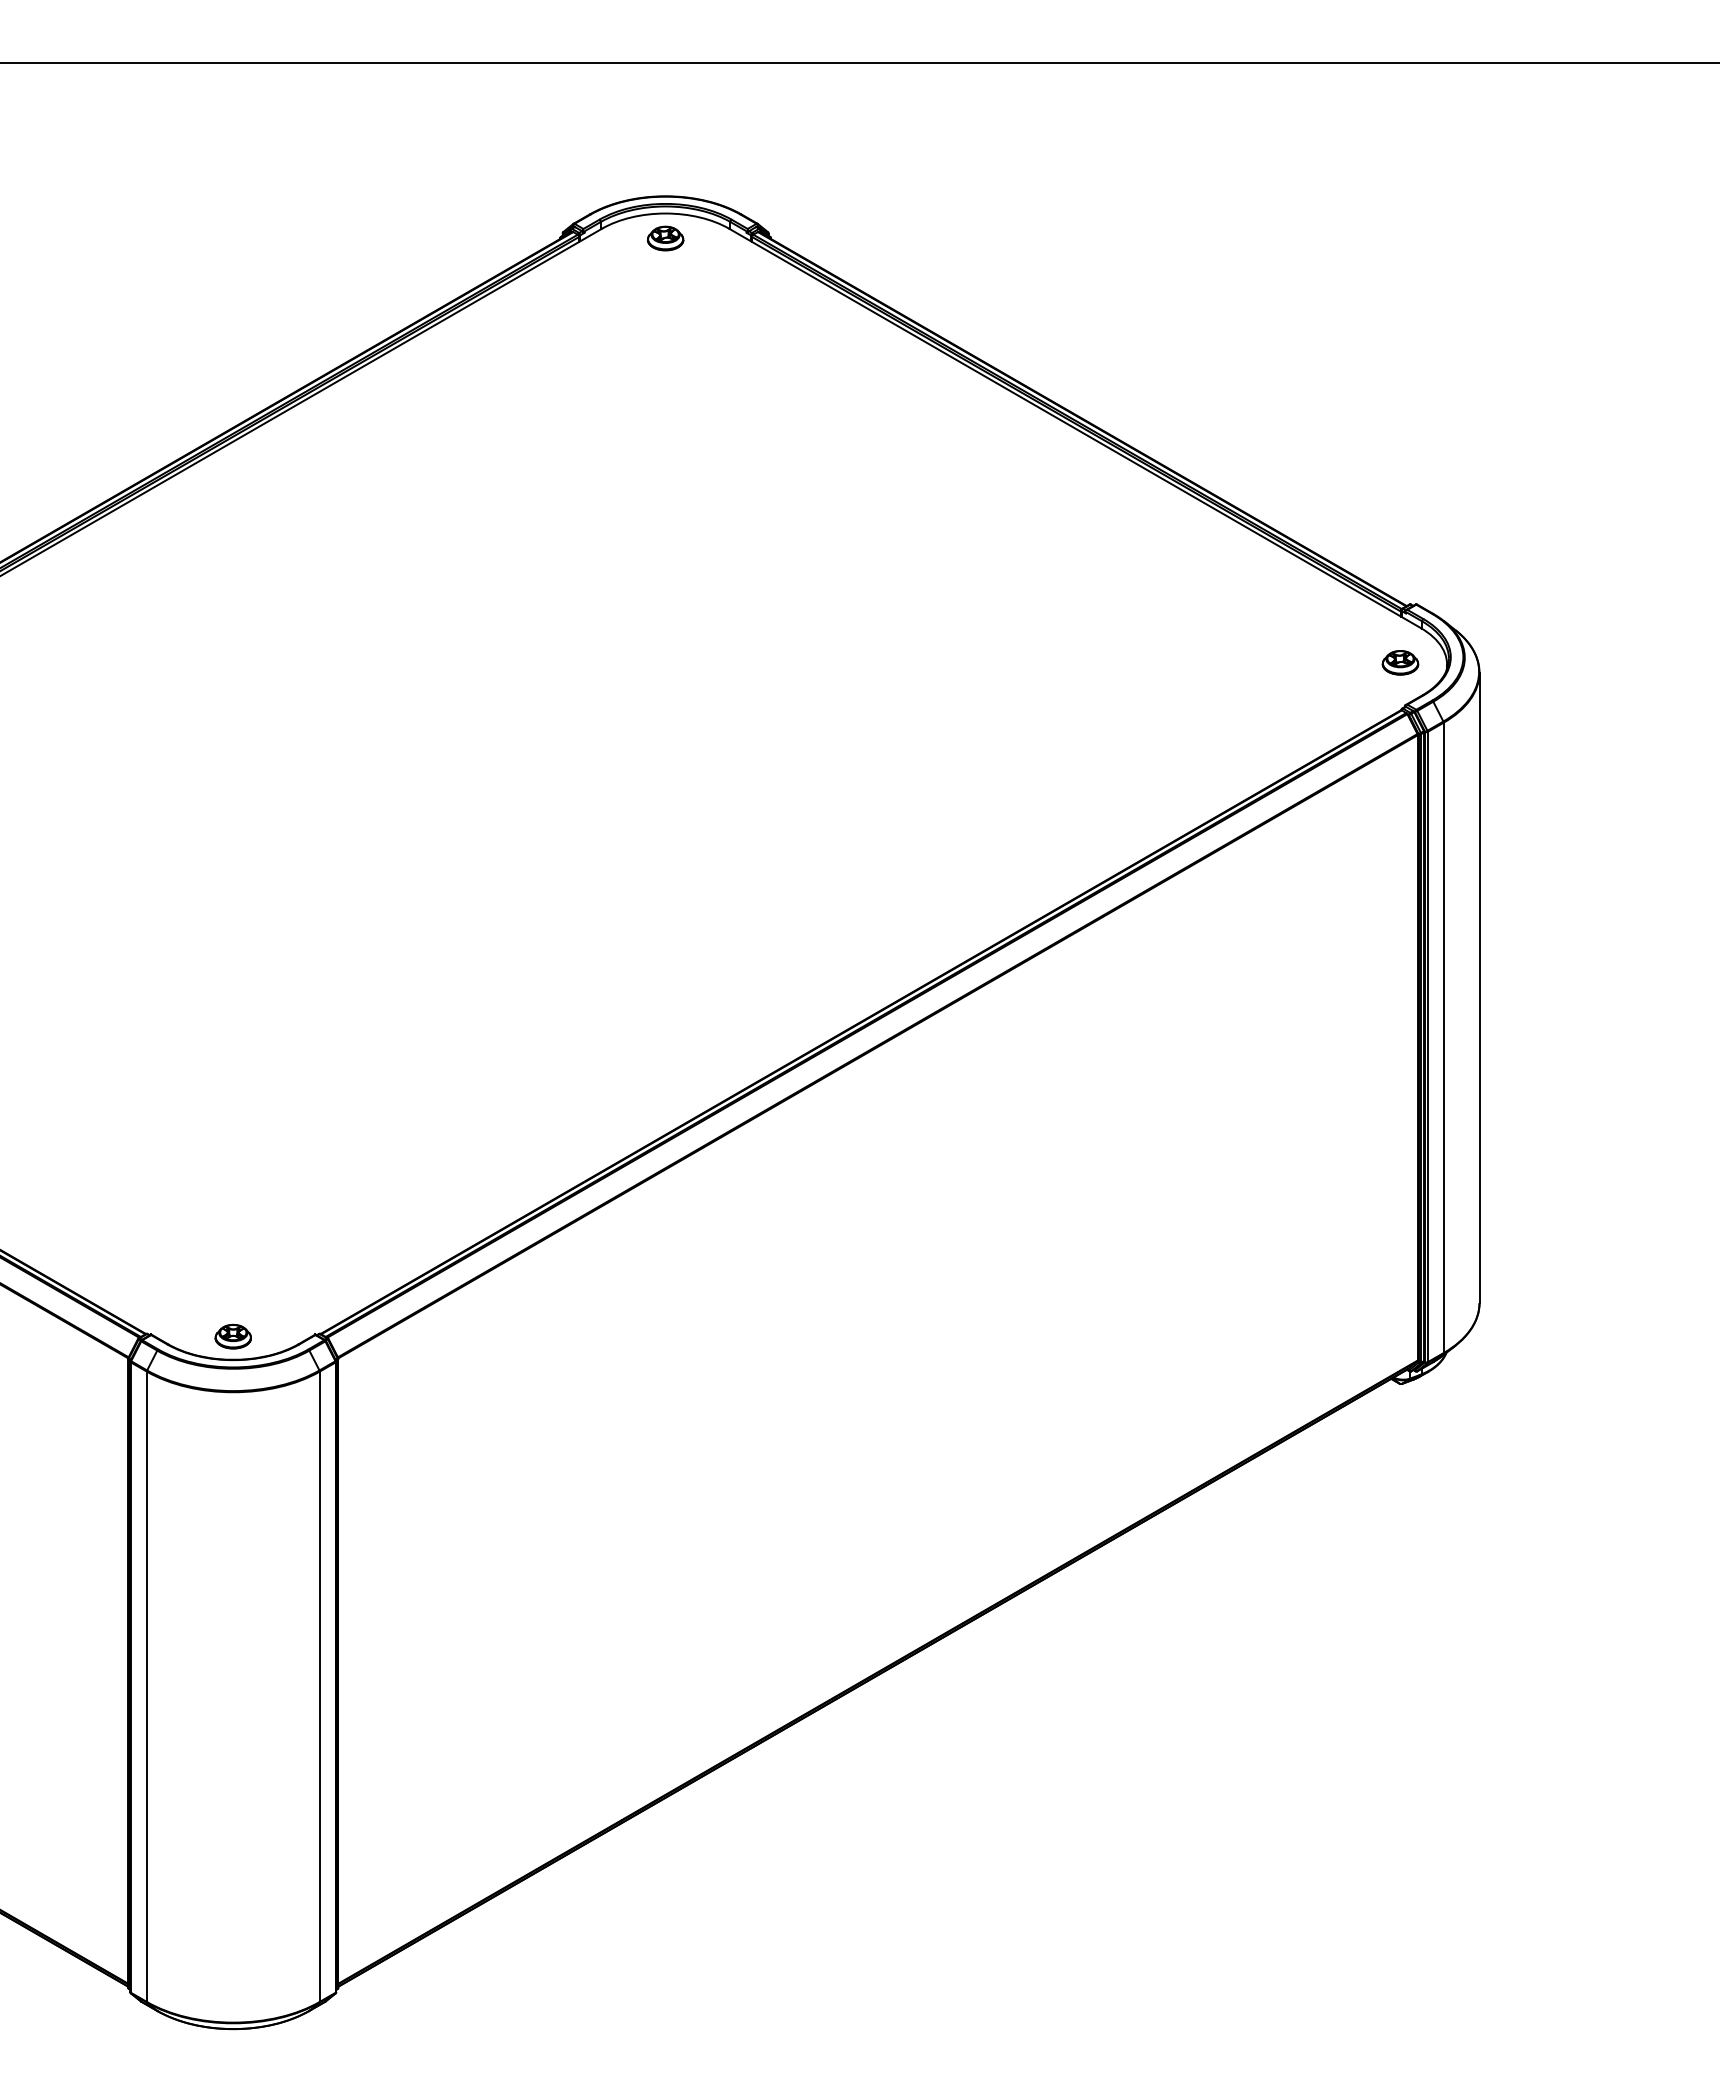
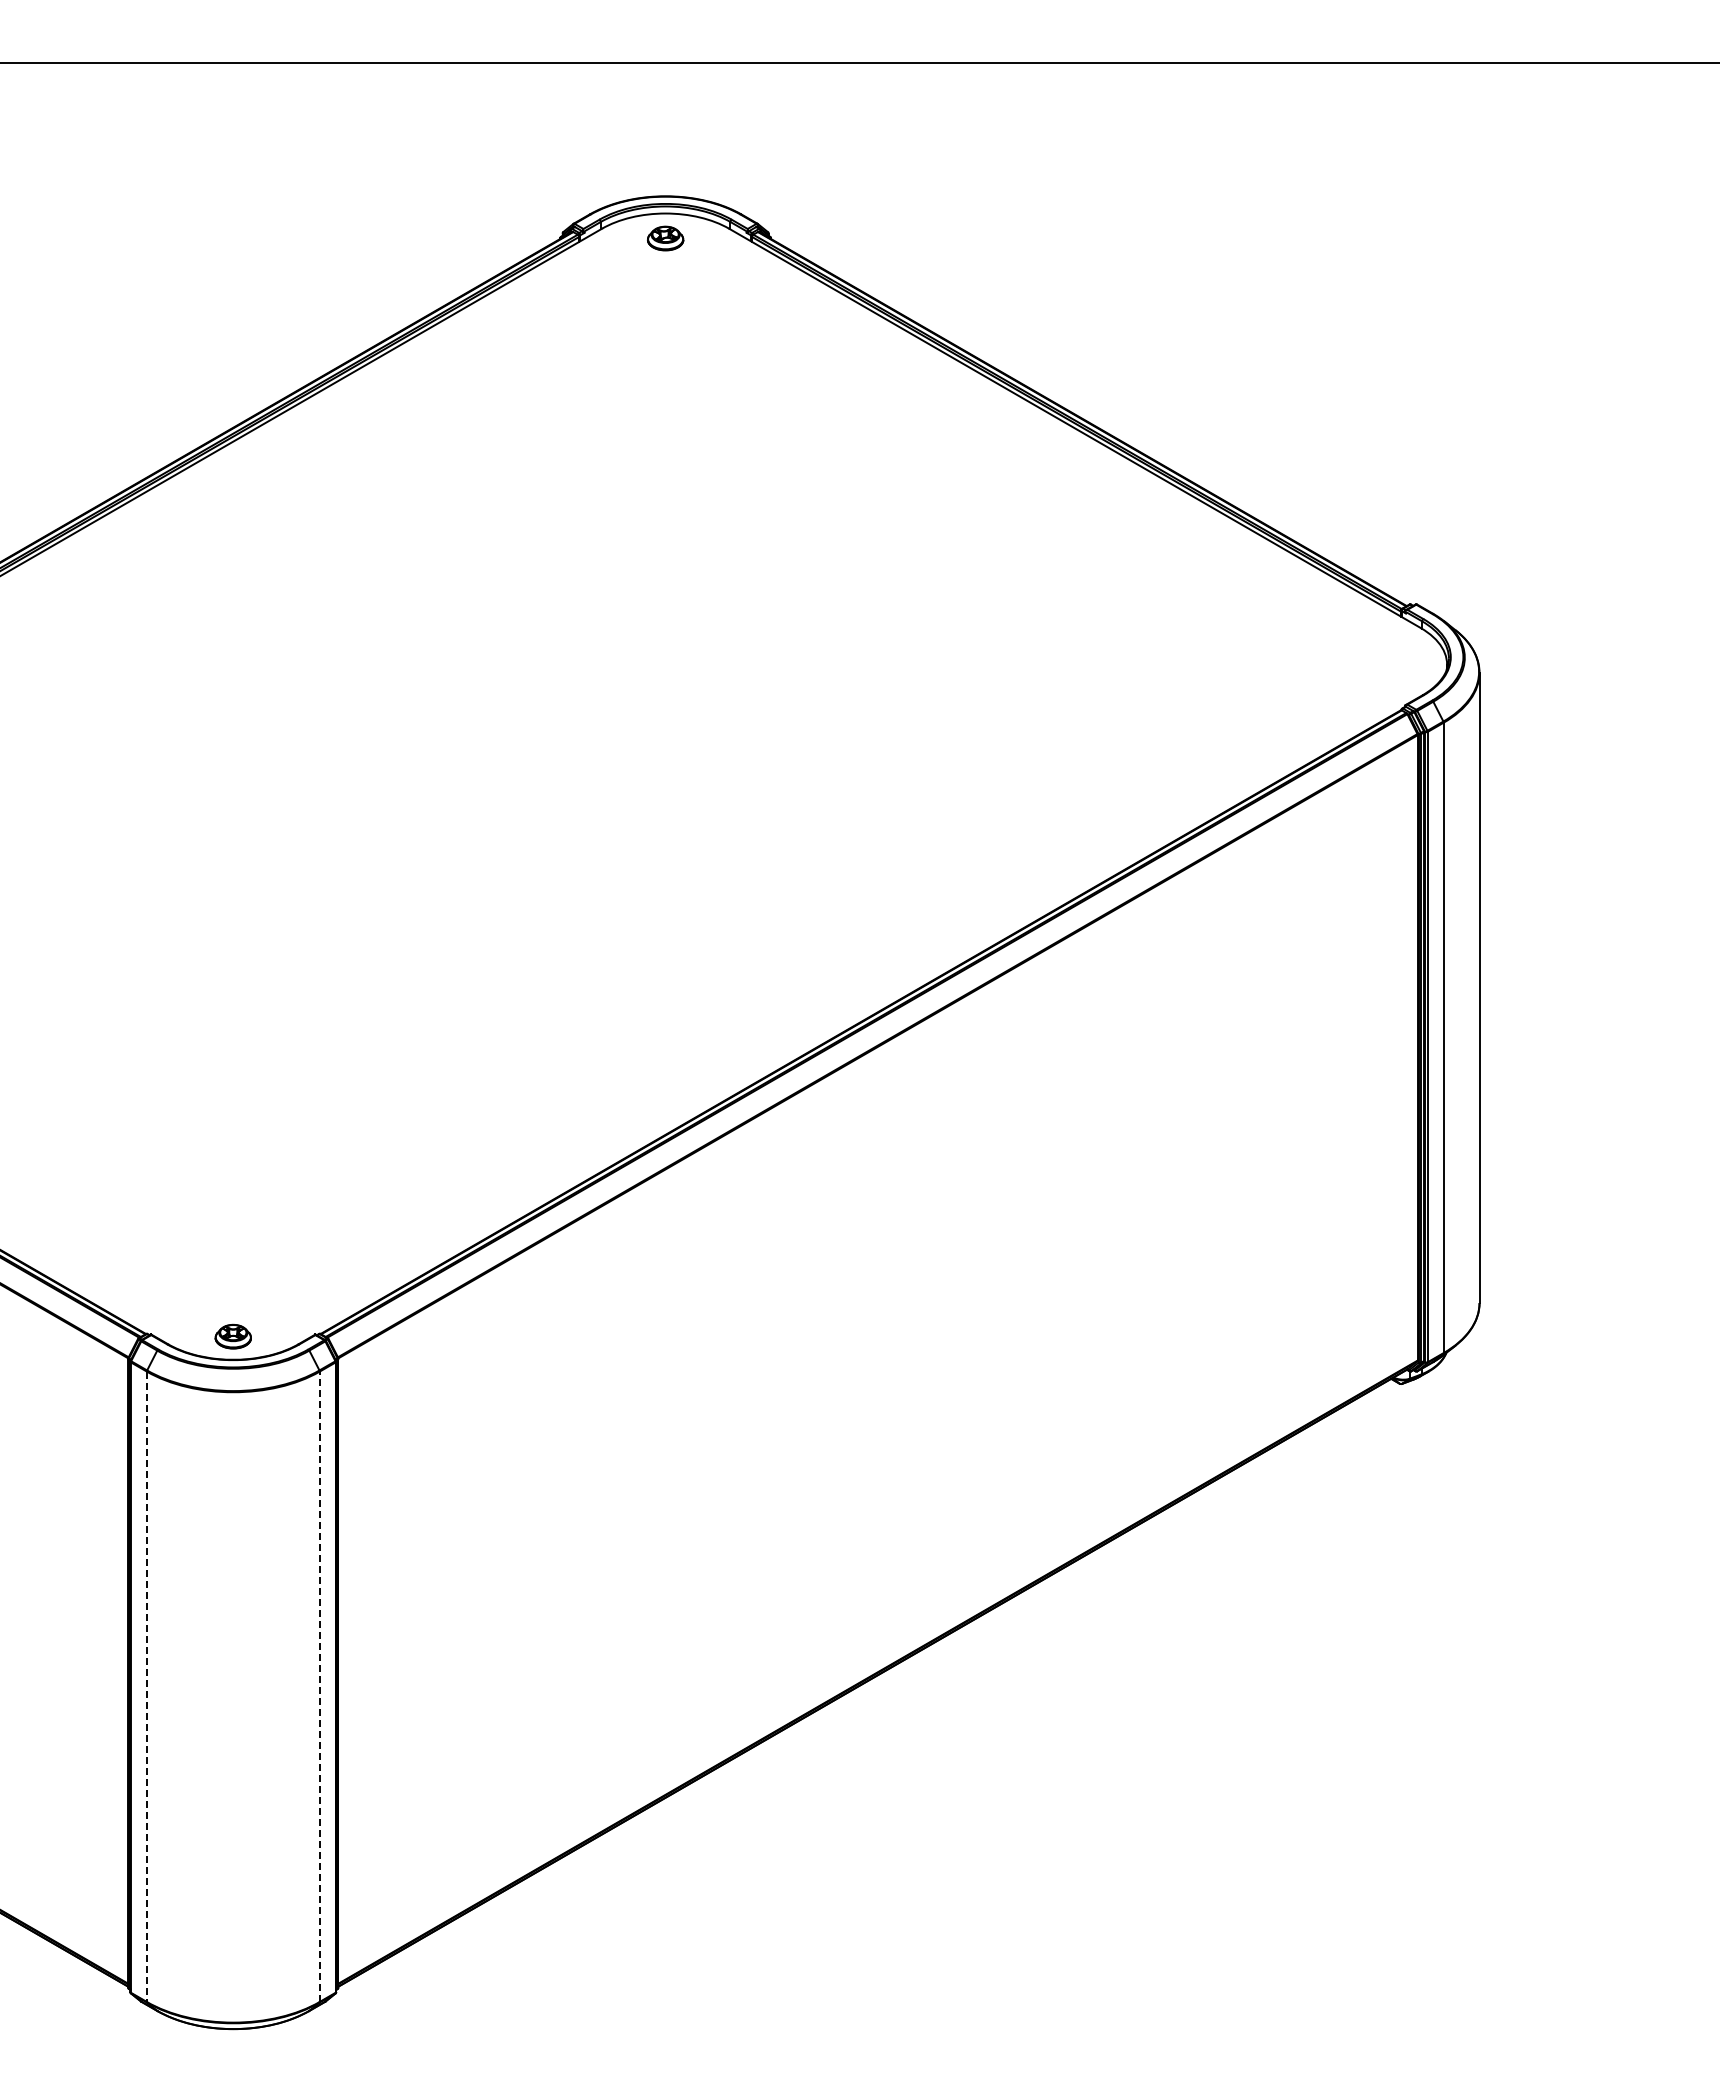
part: present -> none (1400, 662)
line: solid -> dashed (319, 1686)
line: solid -> dashed (146, 1687)
